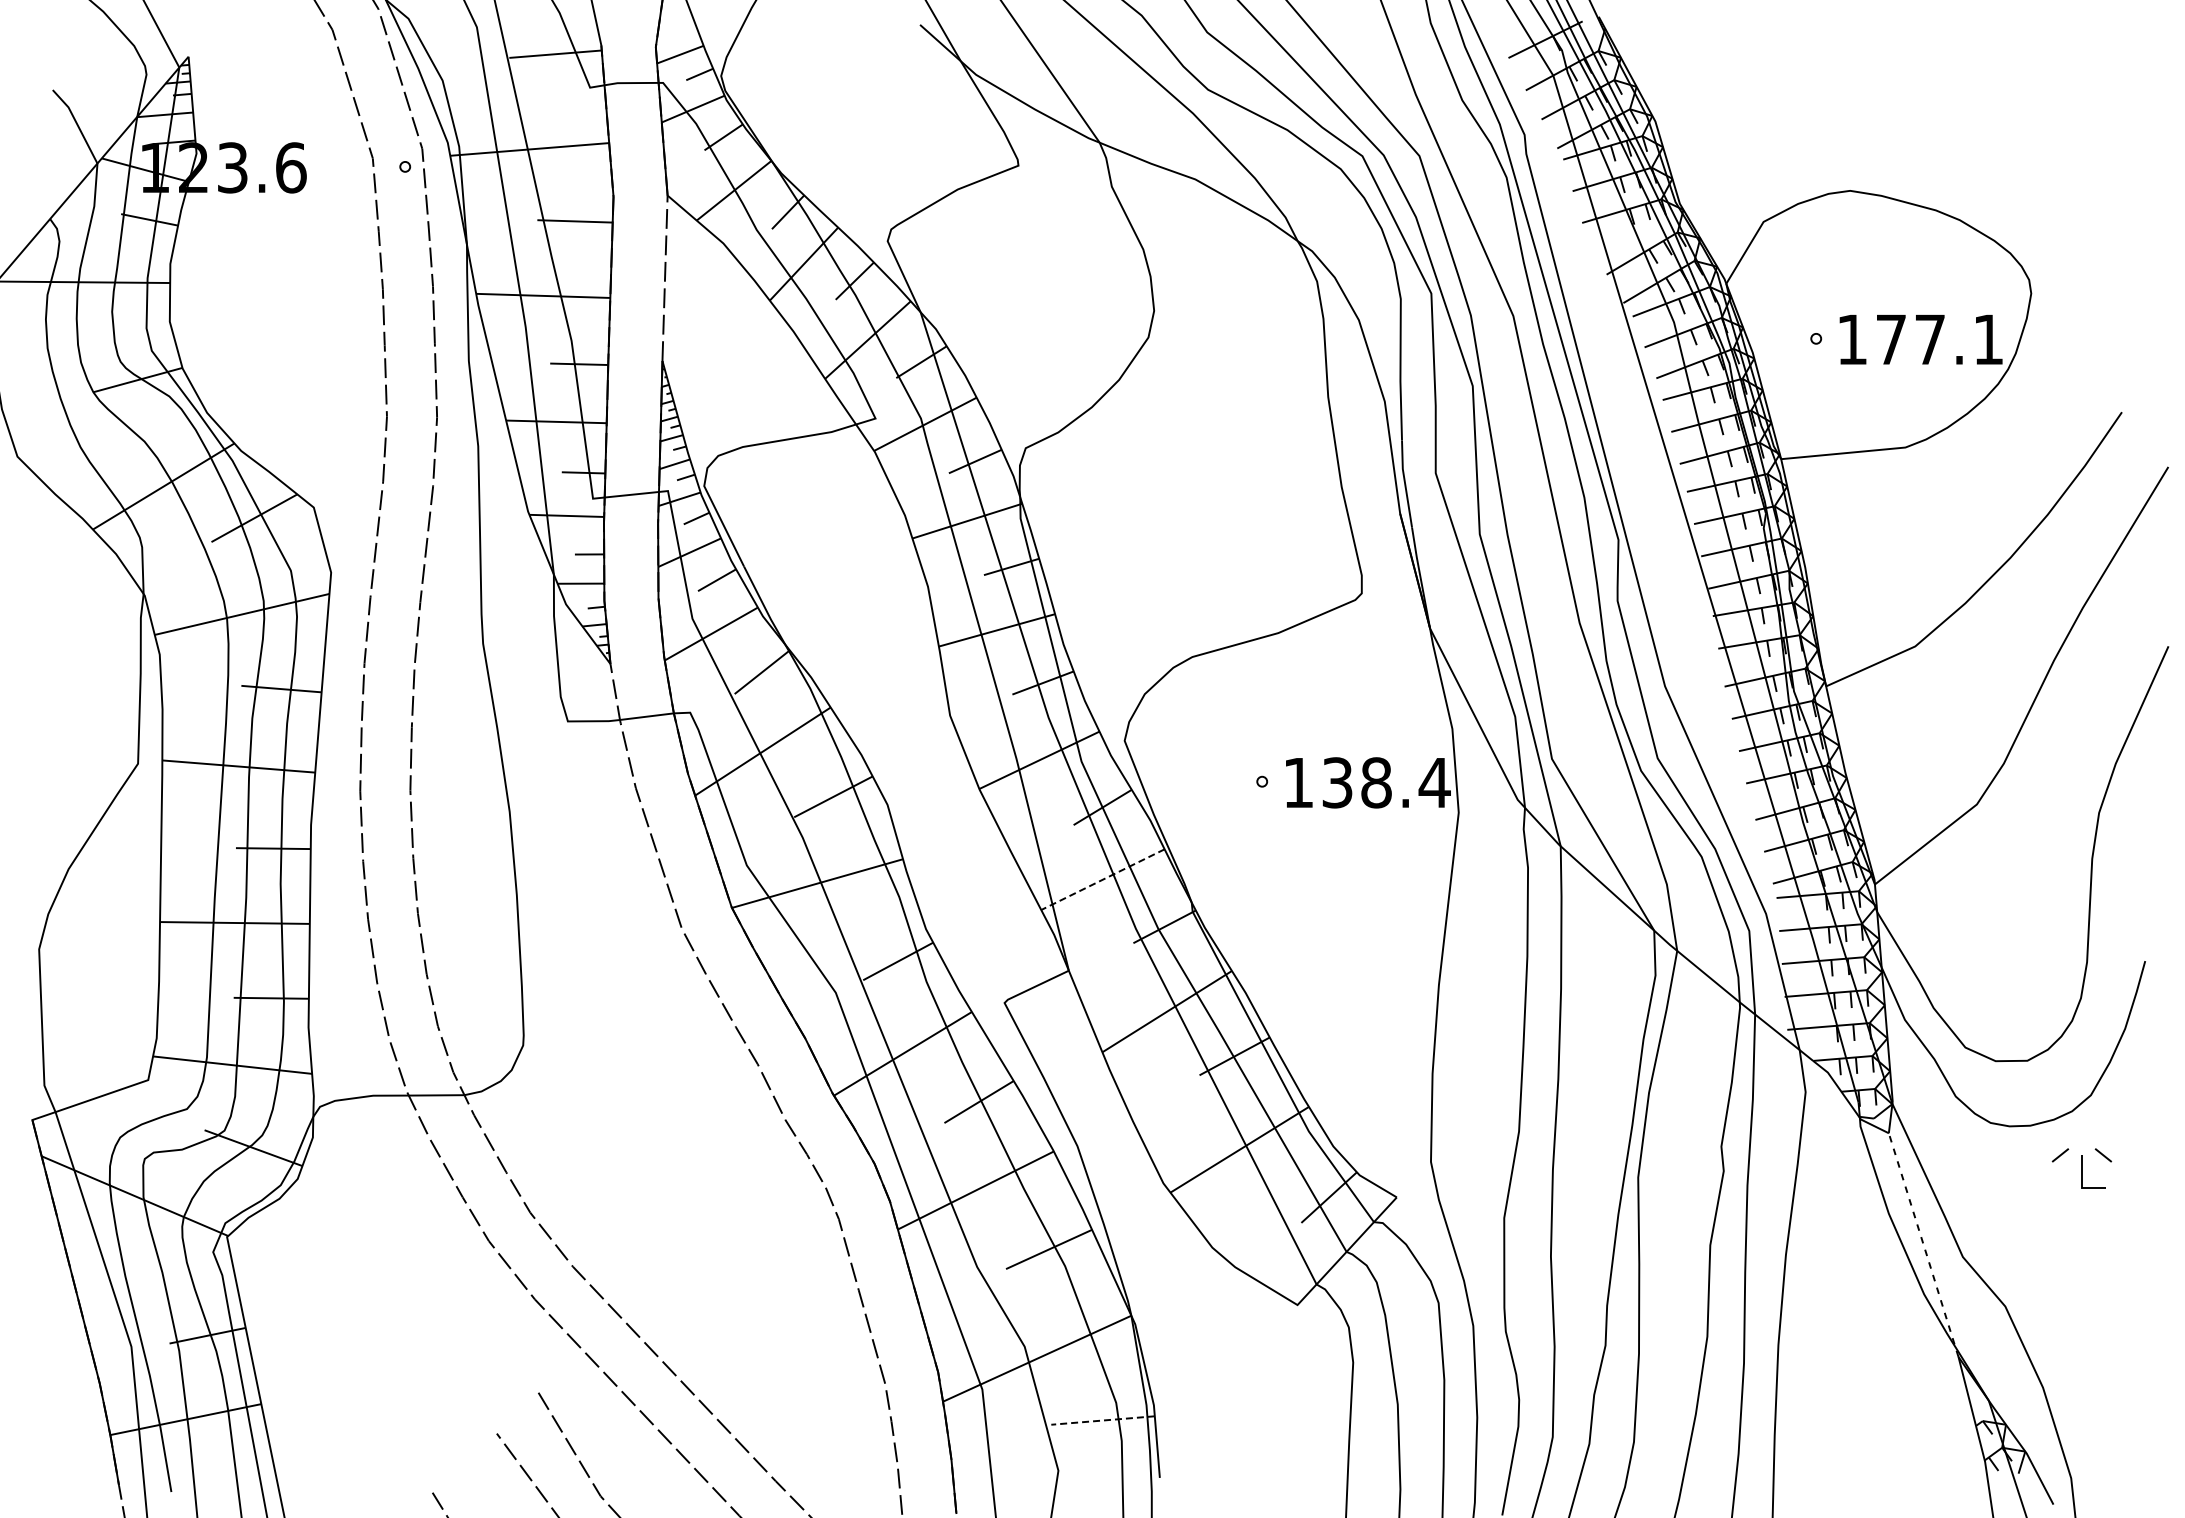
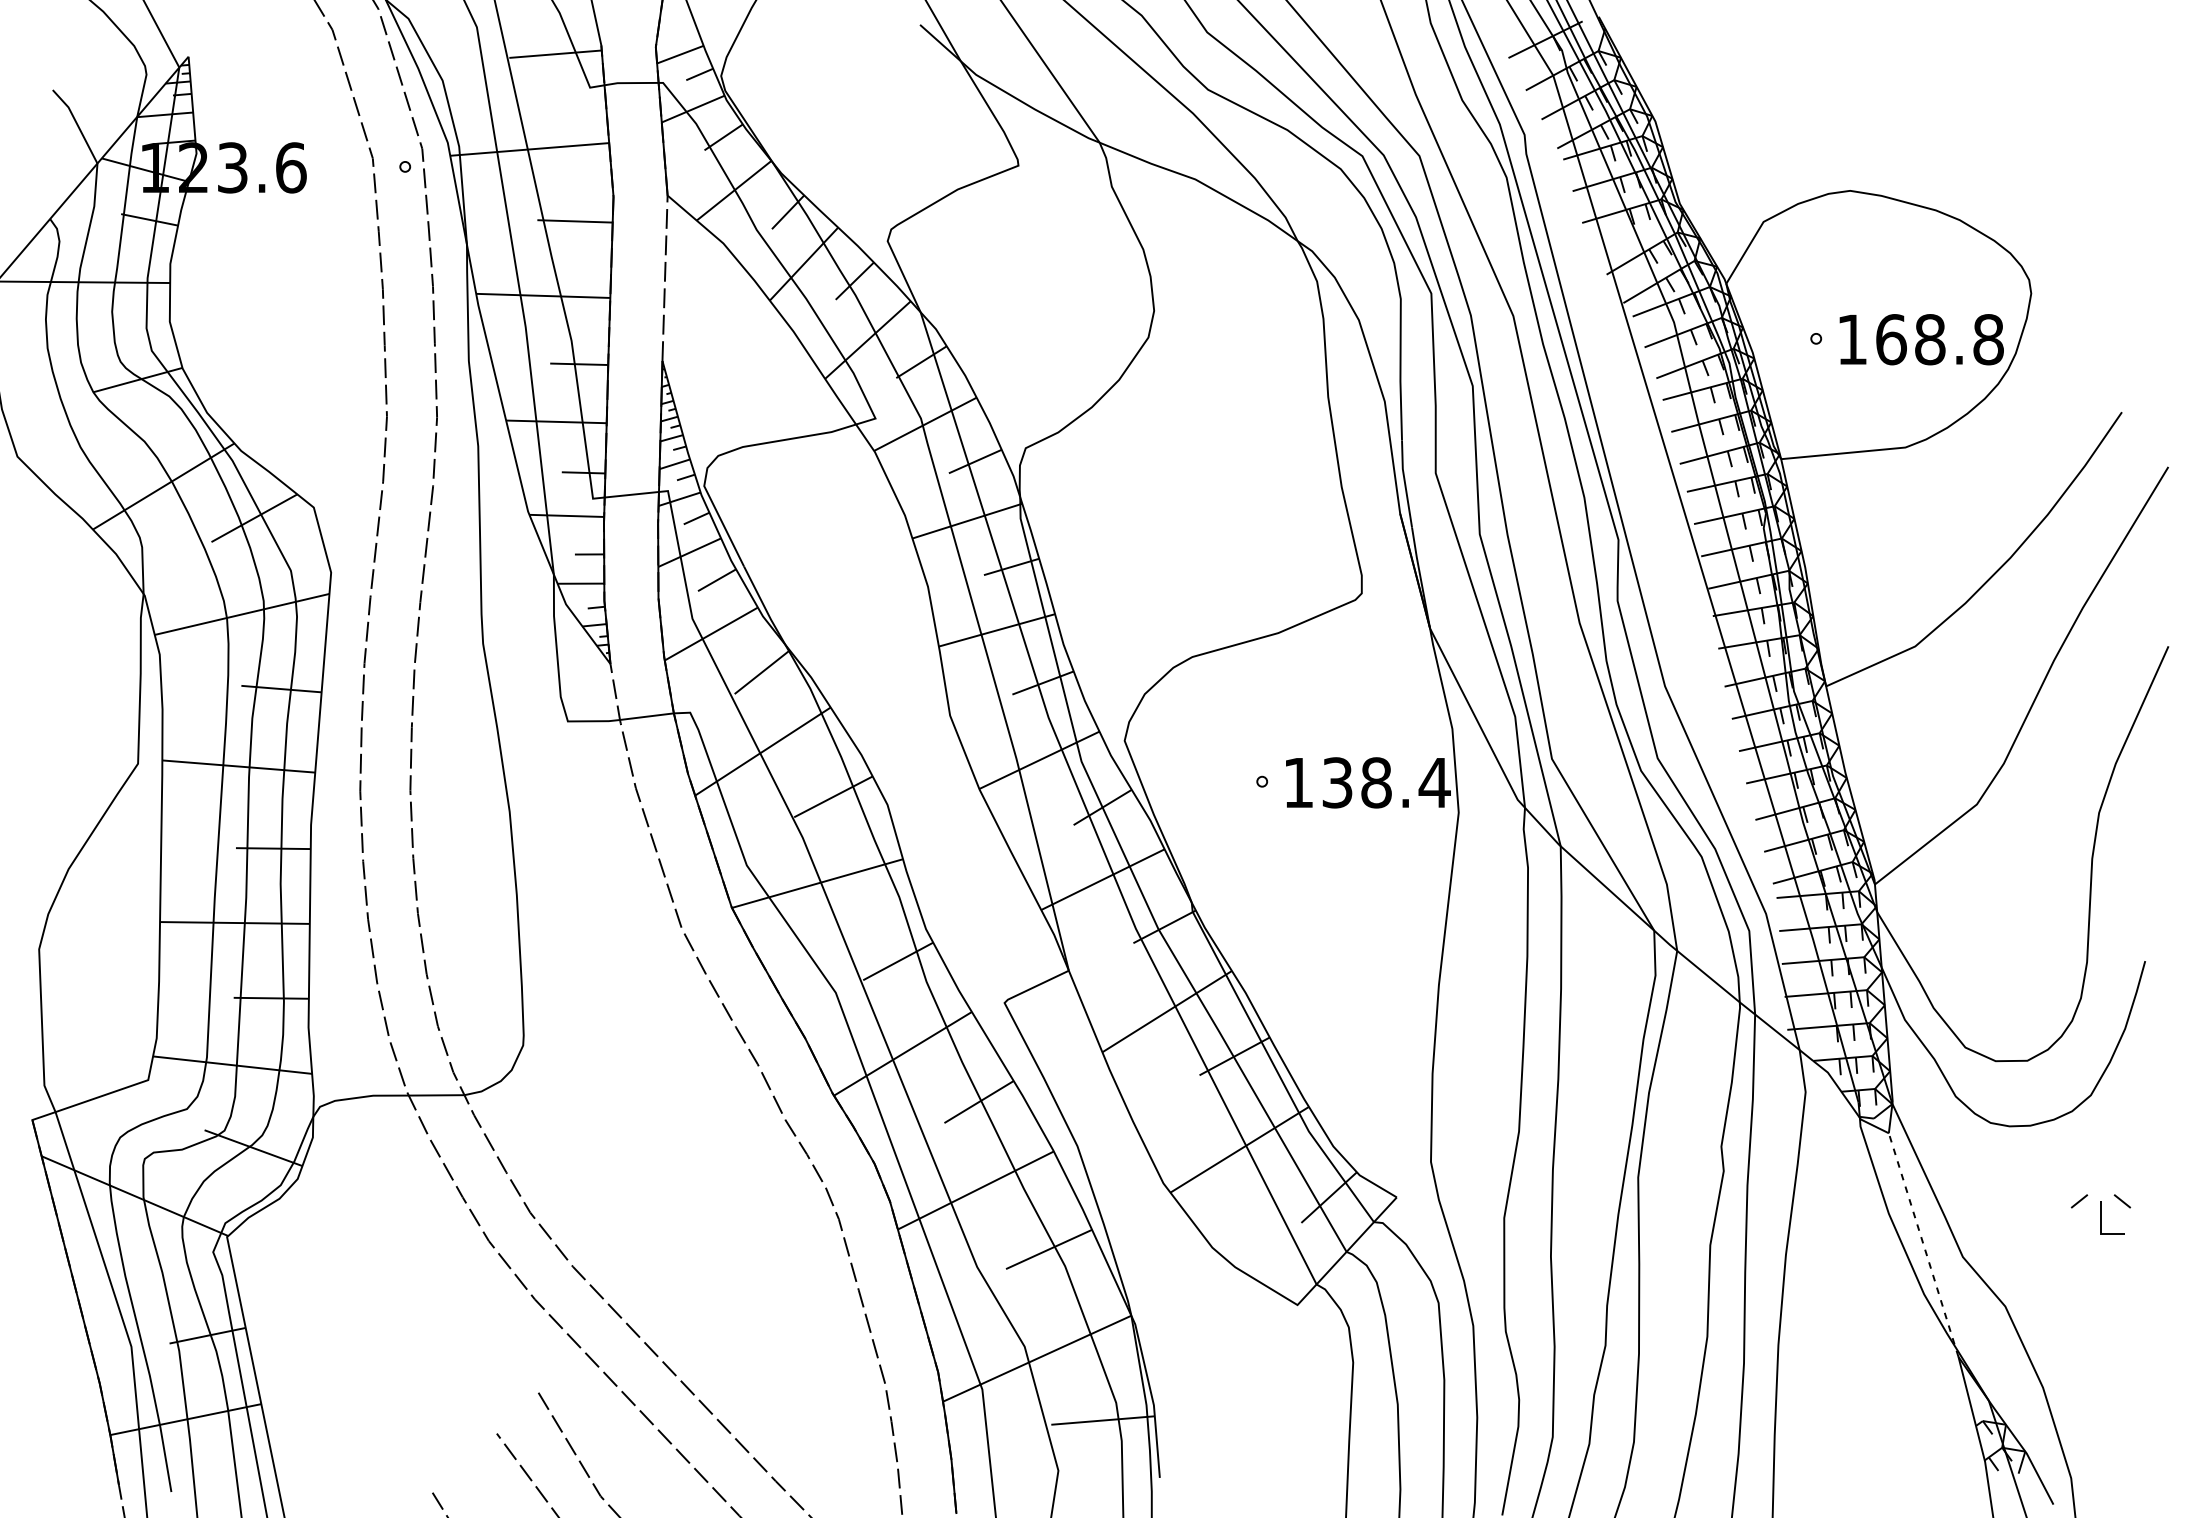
text: 177.1 -> 168.8 (1939, 339)
line: dashed -> solid (1102, 879)
part position: (2081, 1168) -> (2100, 1214) (2100, 1214)
line: dashed -> solid (1103, 1420)
